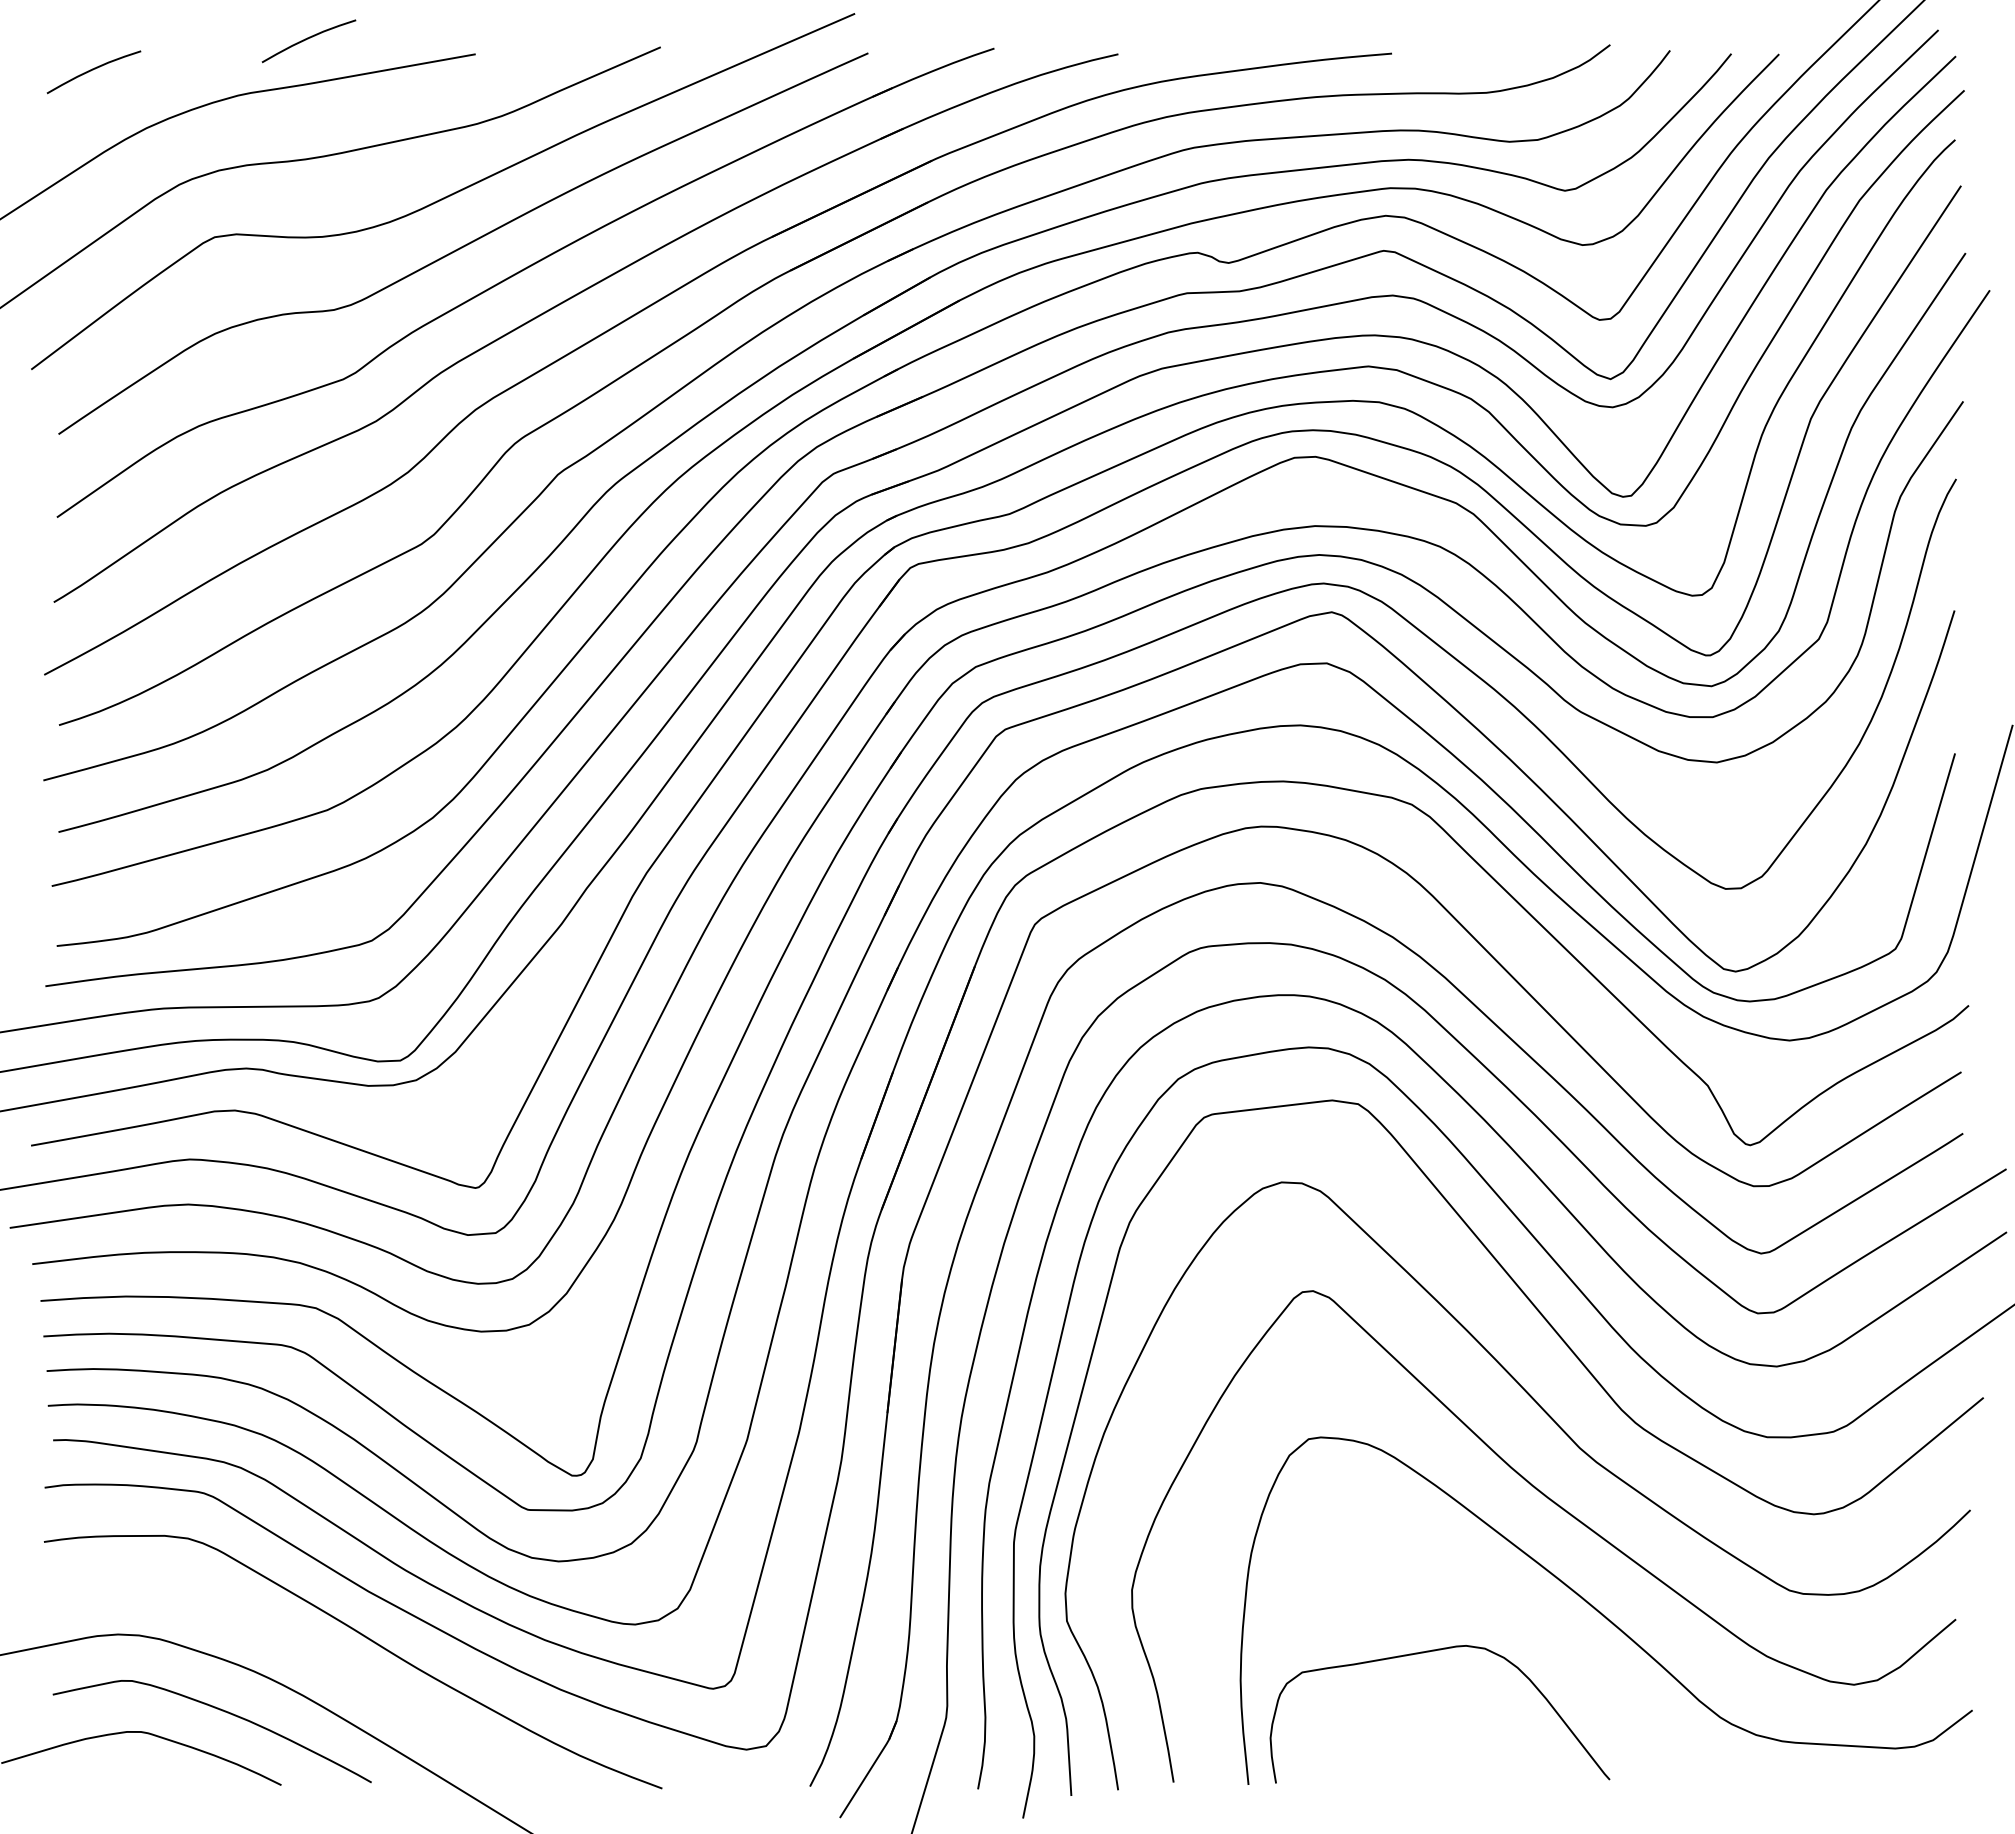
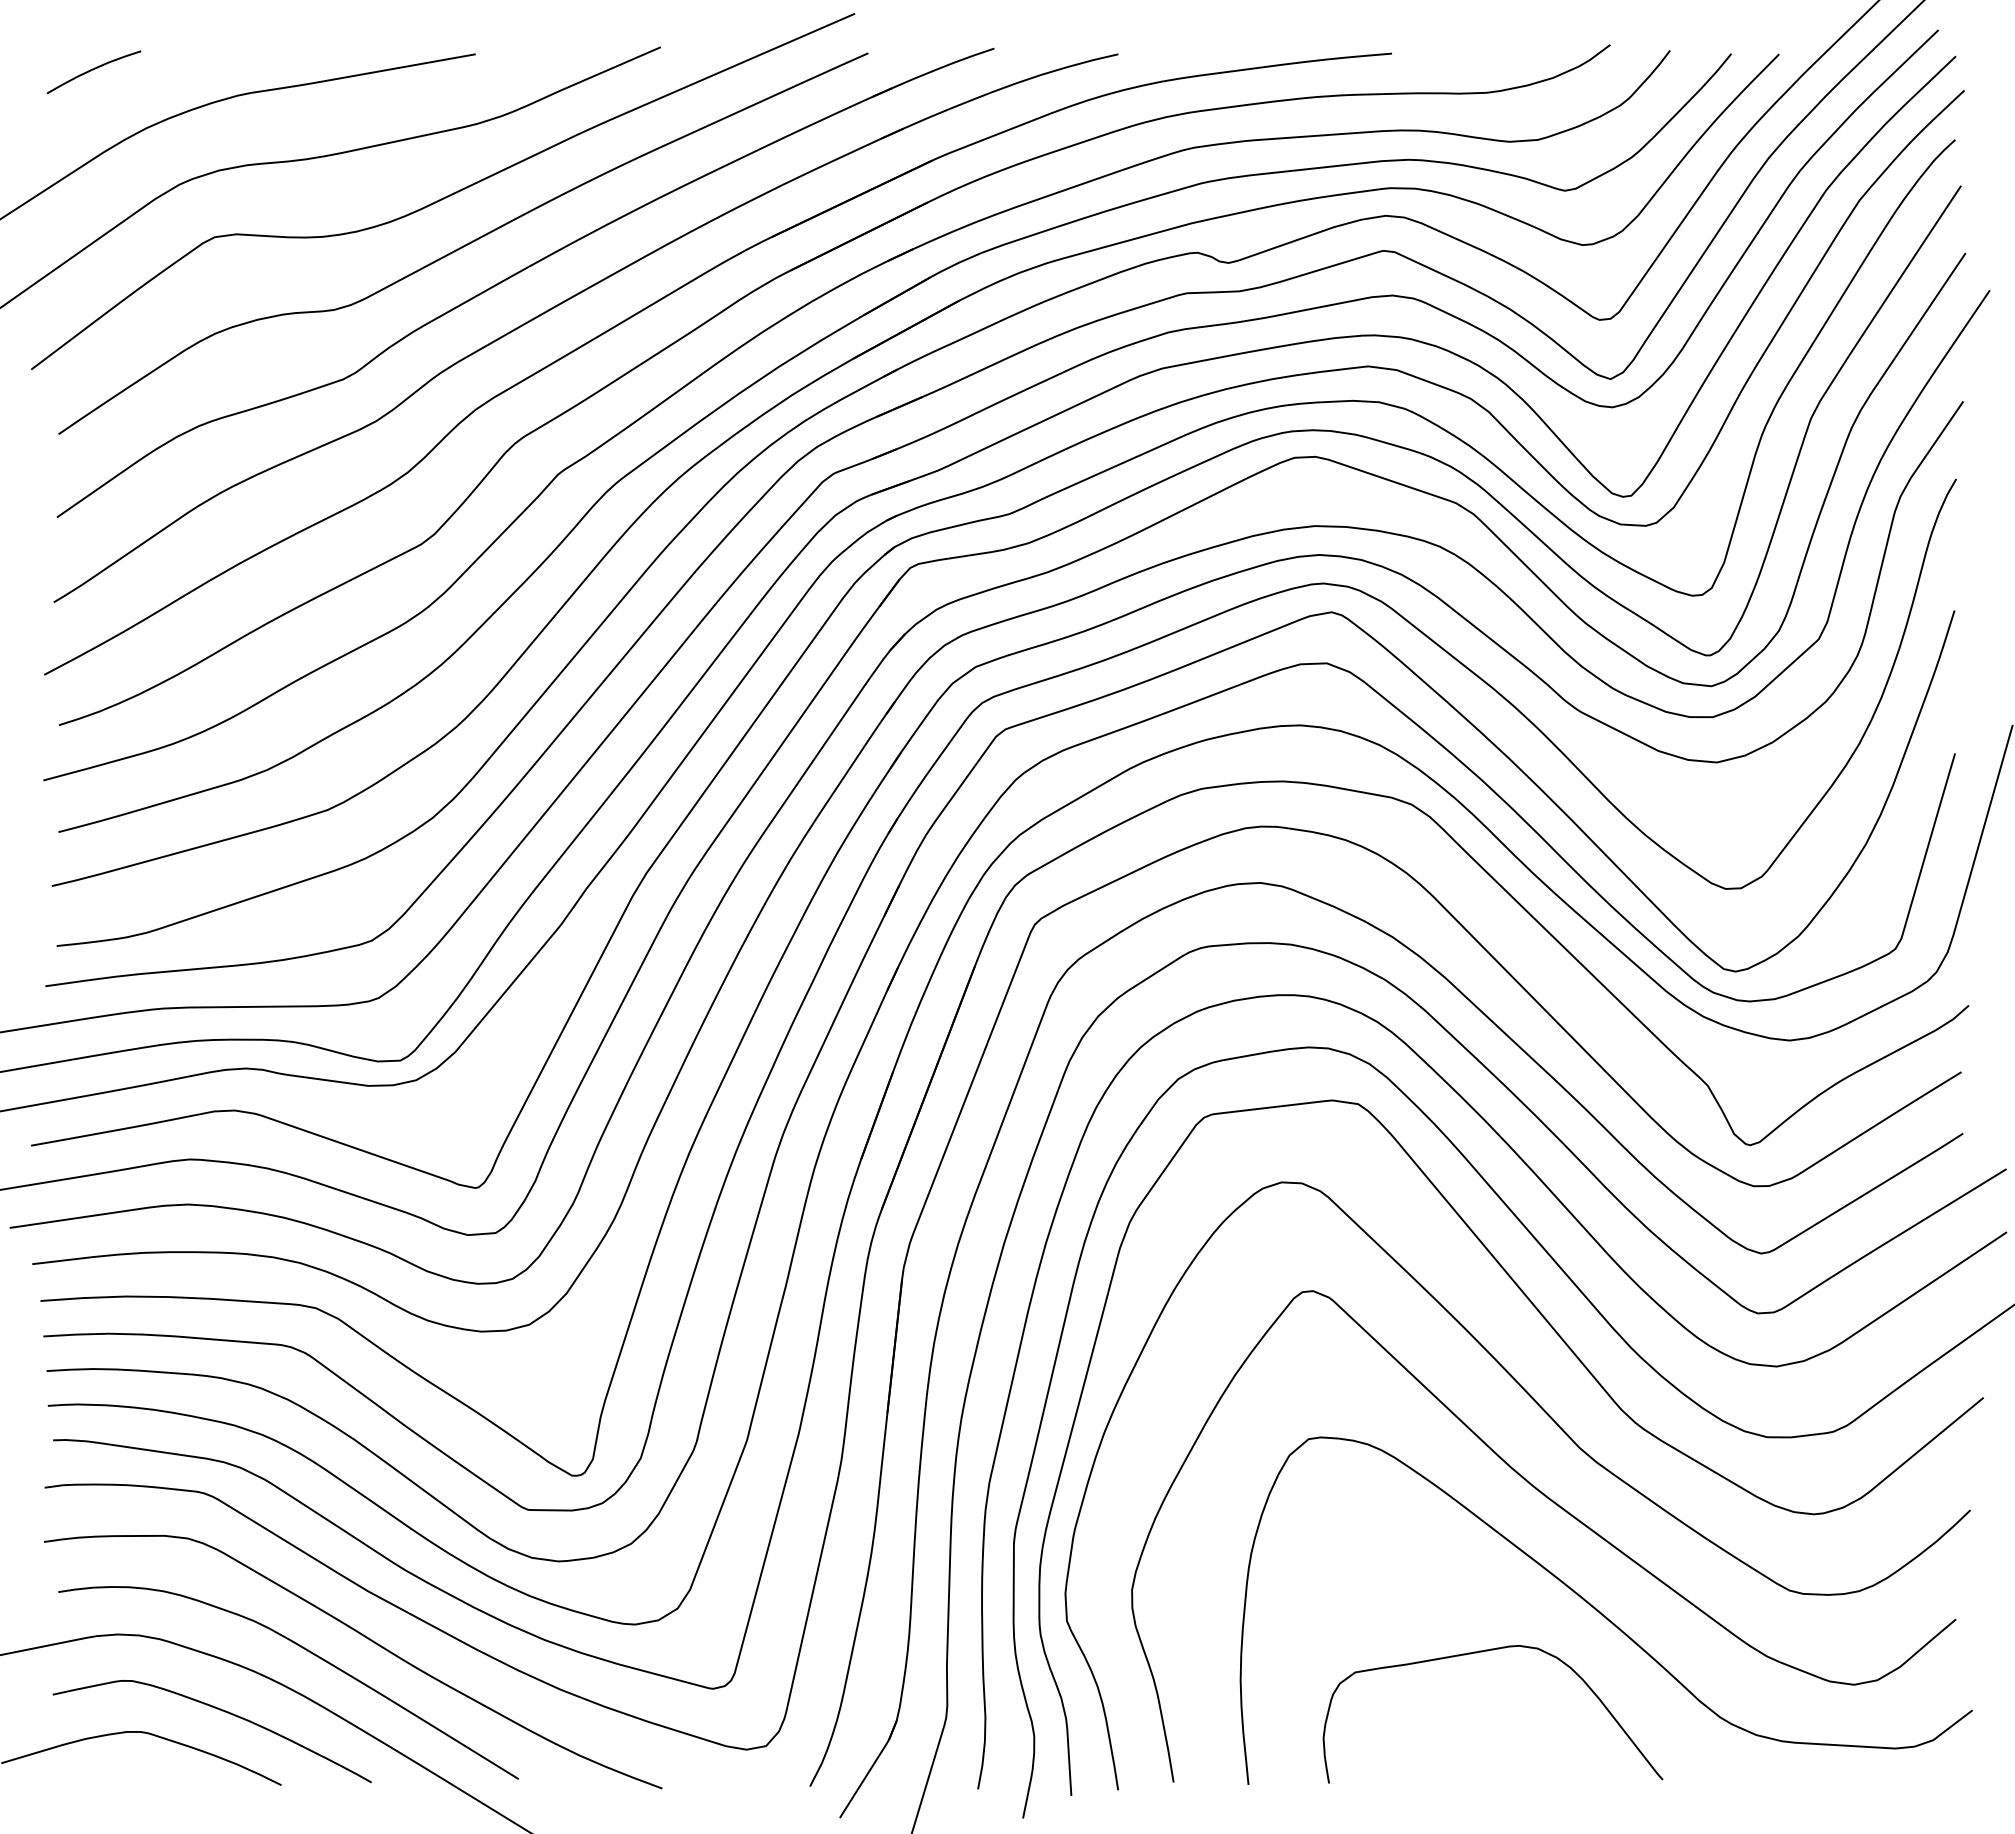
curve: present -> none (308, 39)
curve: none -> present (305, 1650)
curve position: (1429, 1652) -> (1482, 1652) (1482, 1652)
